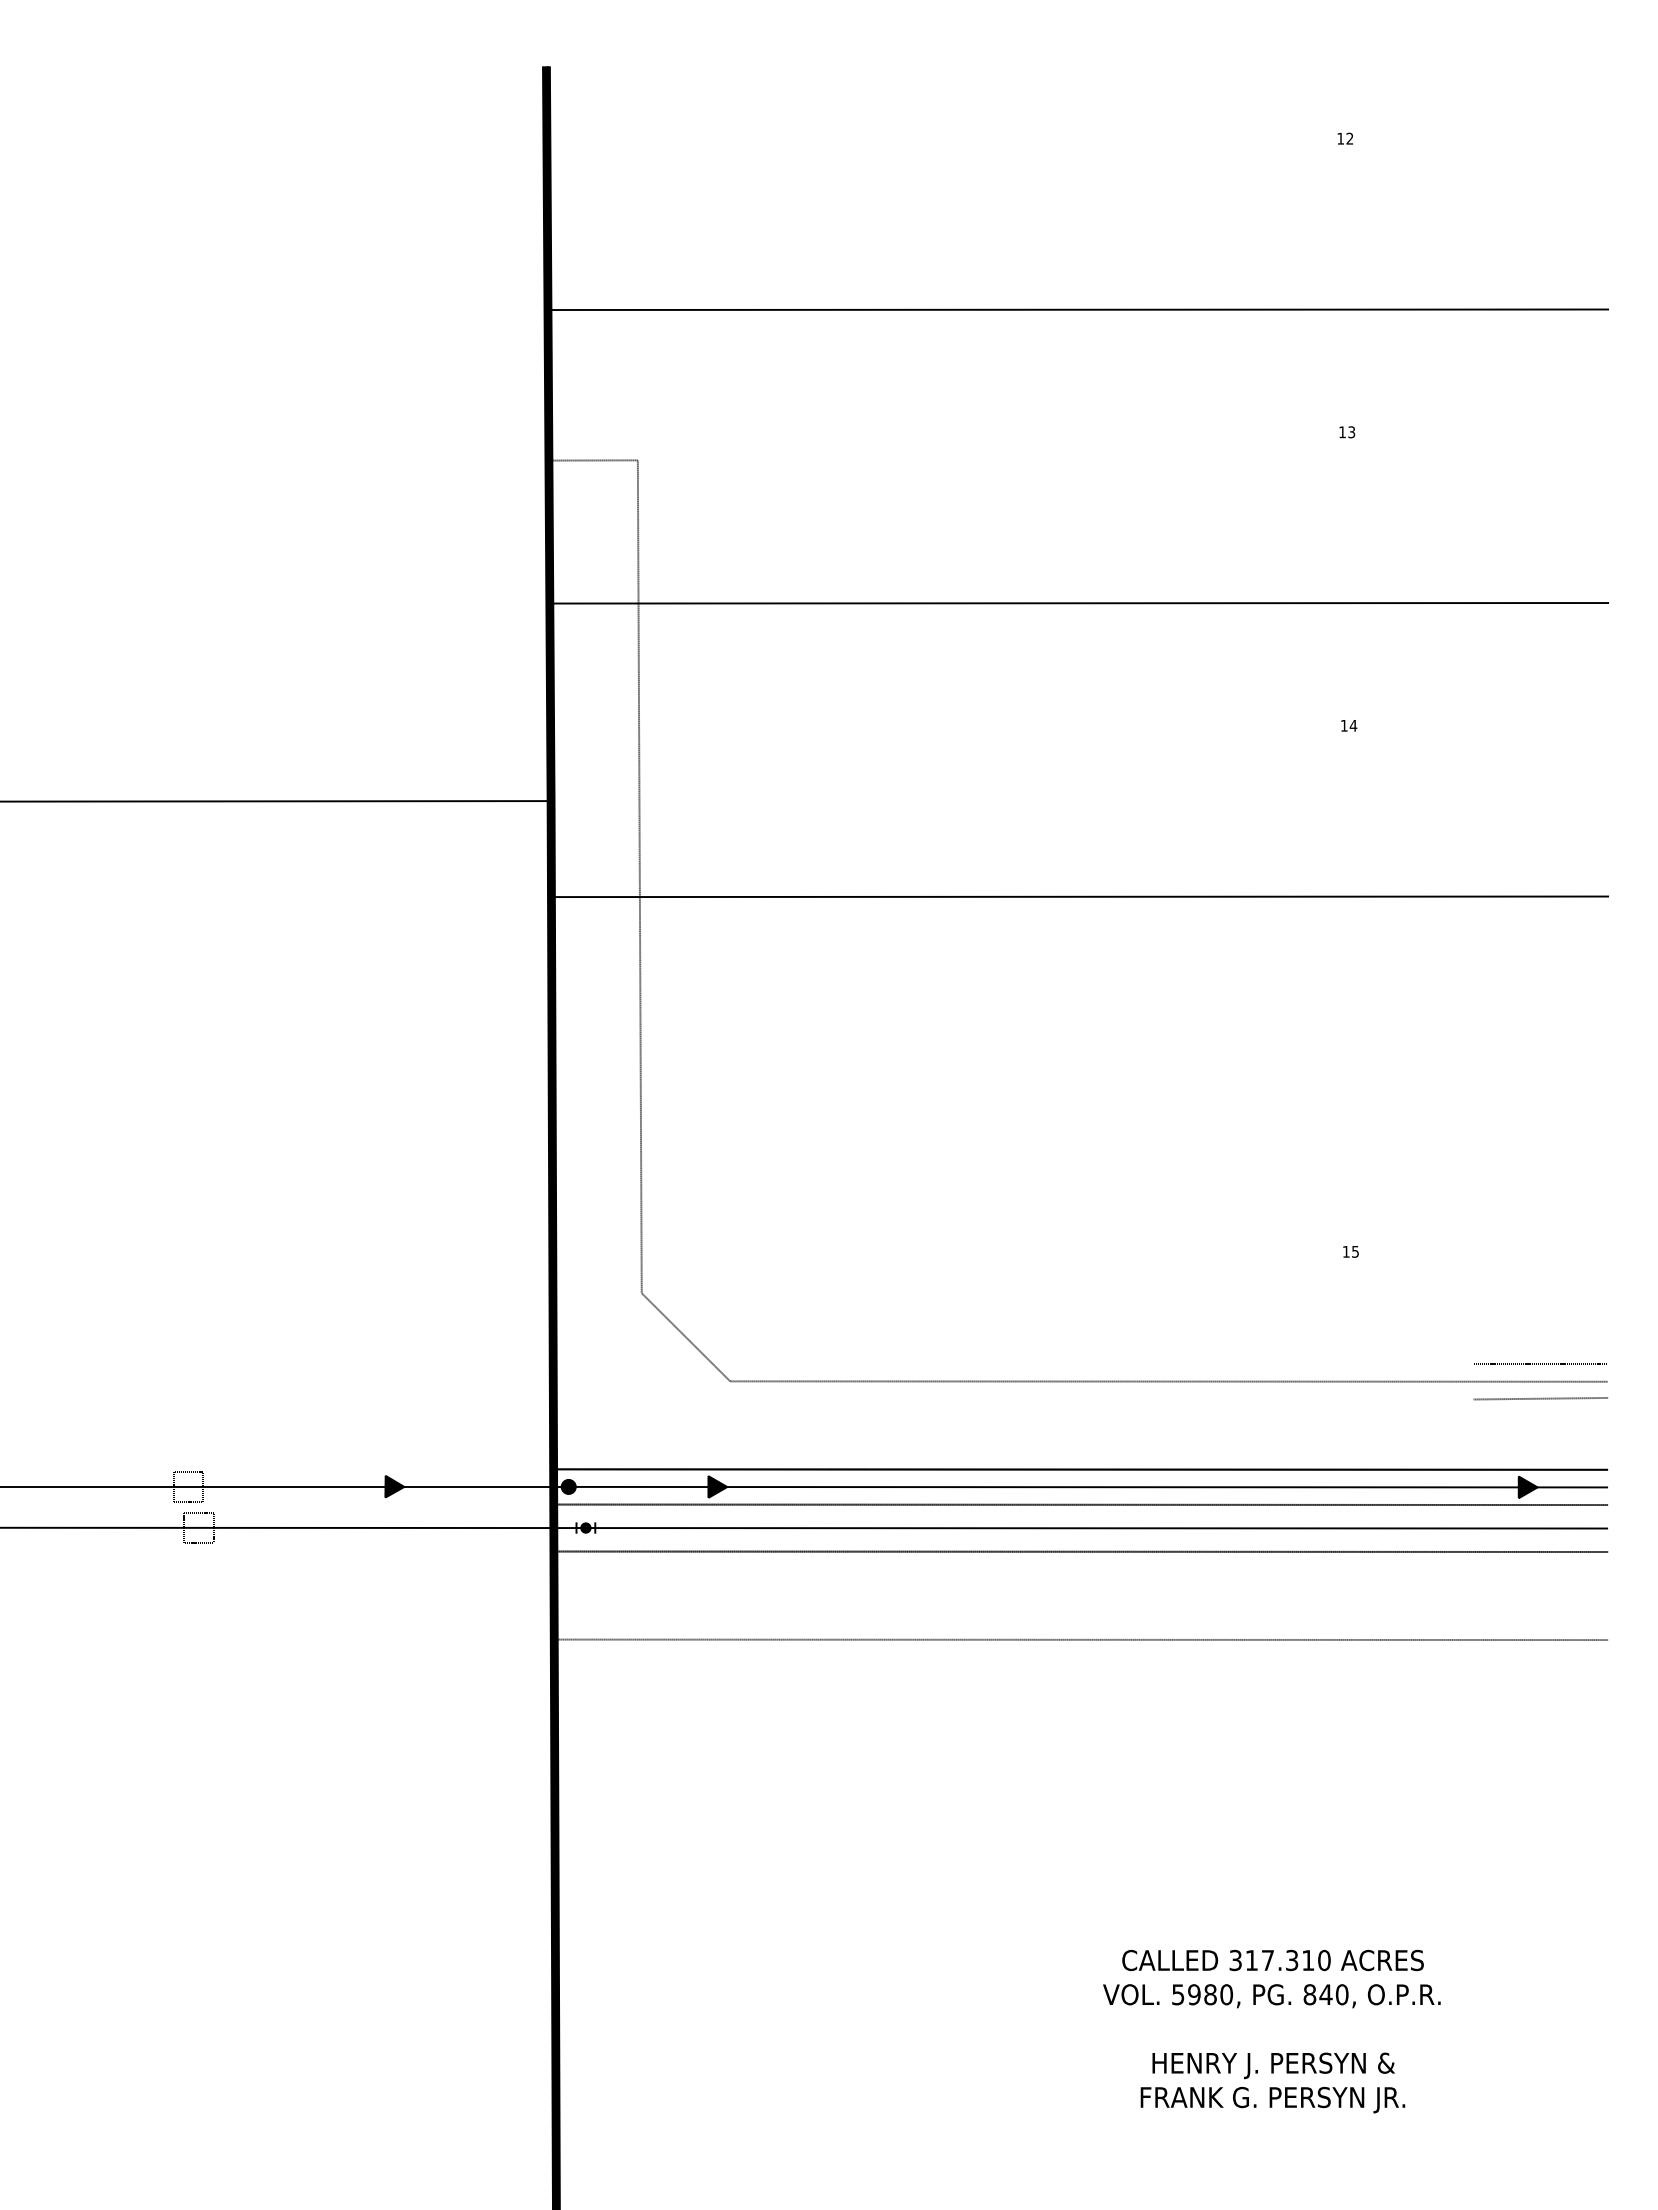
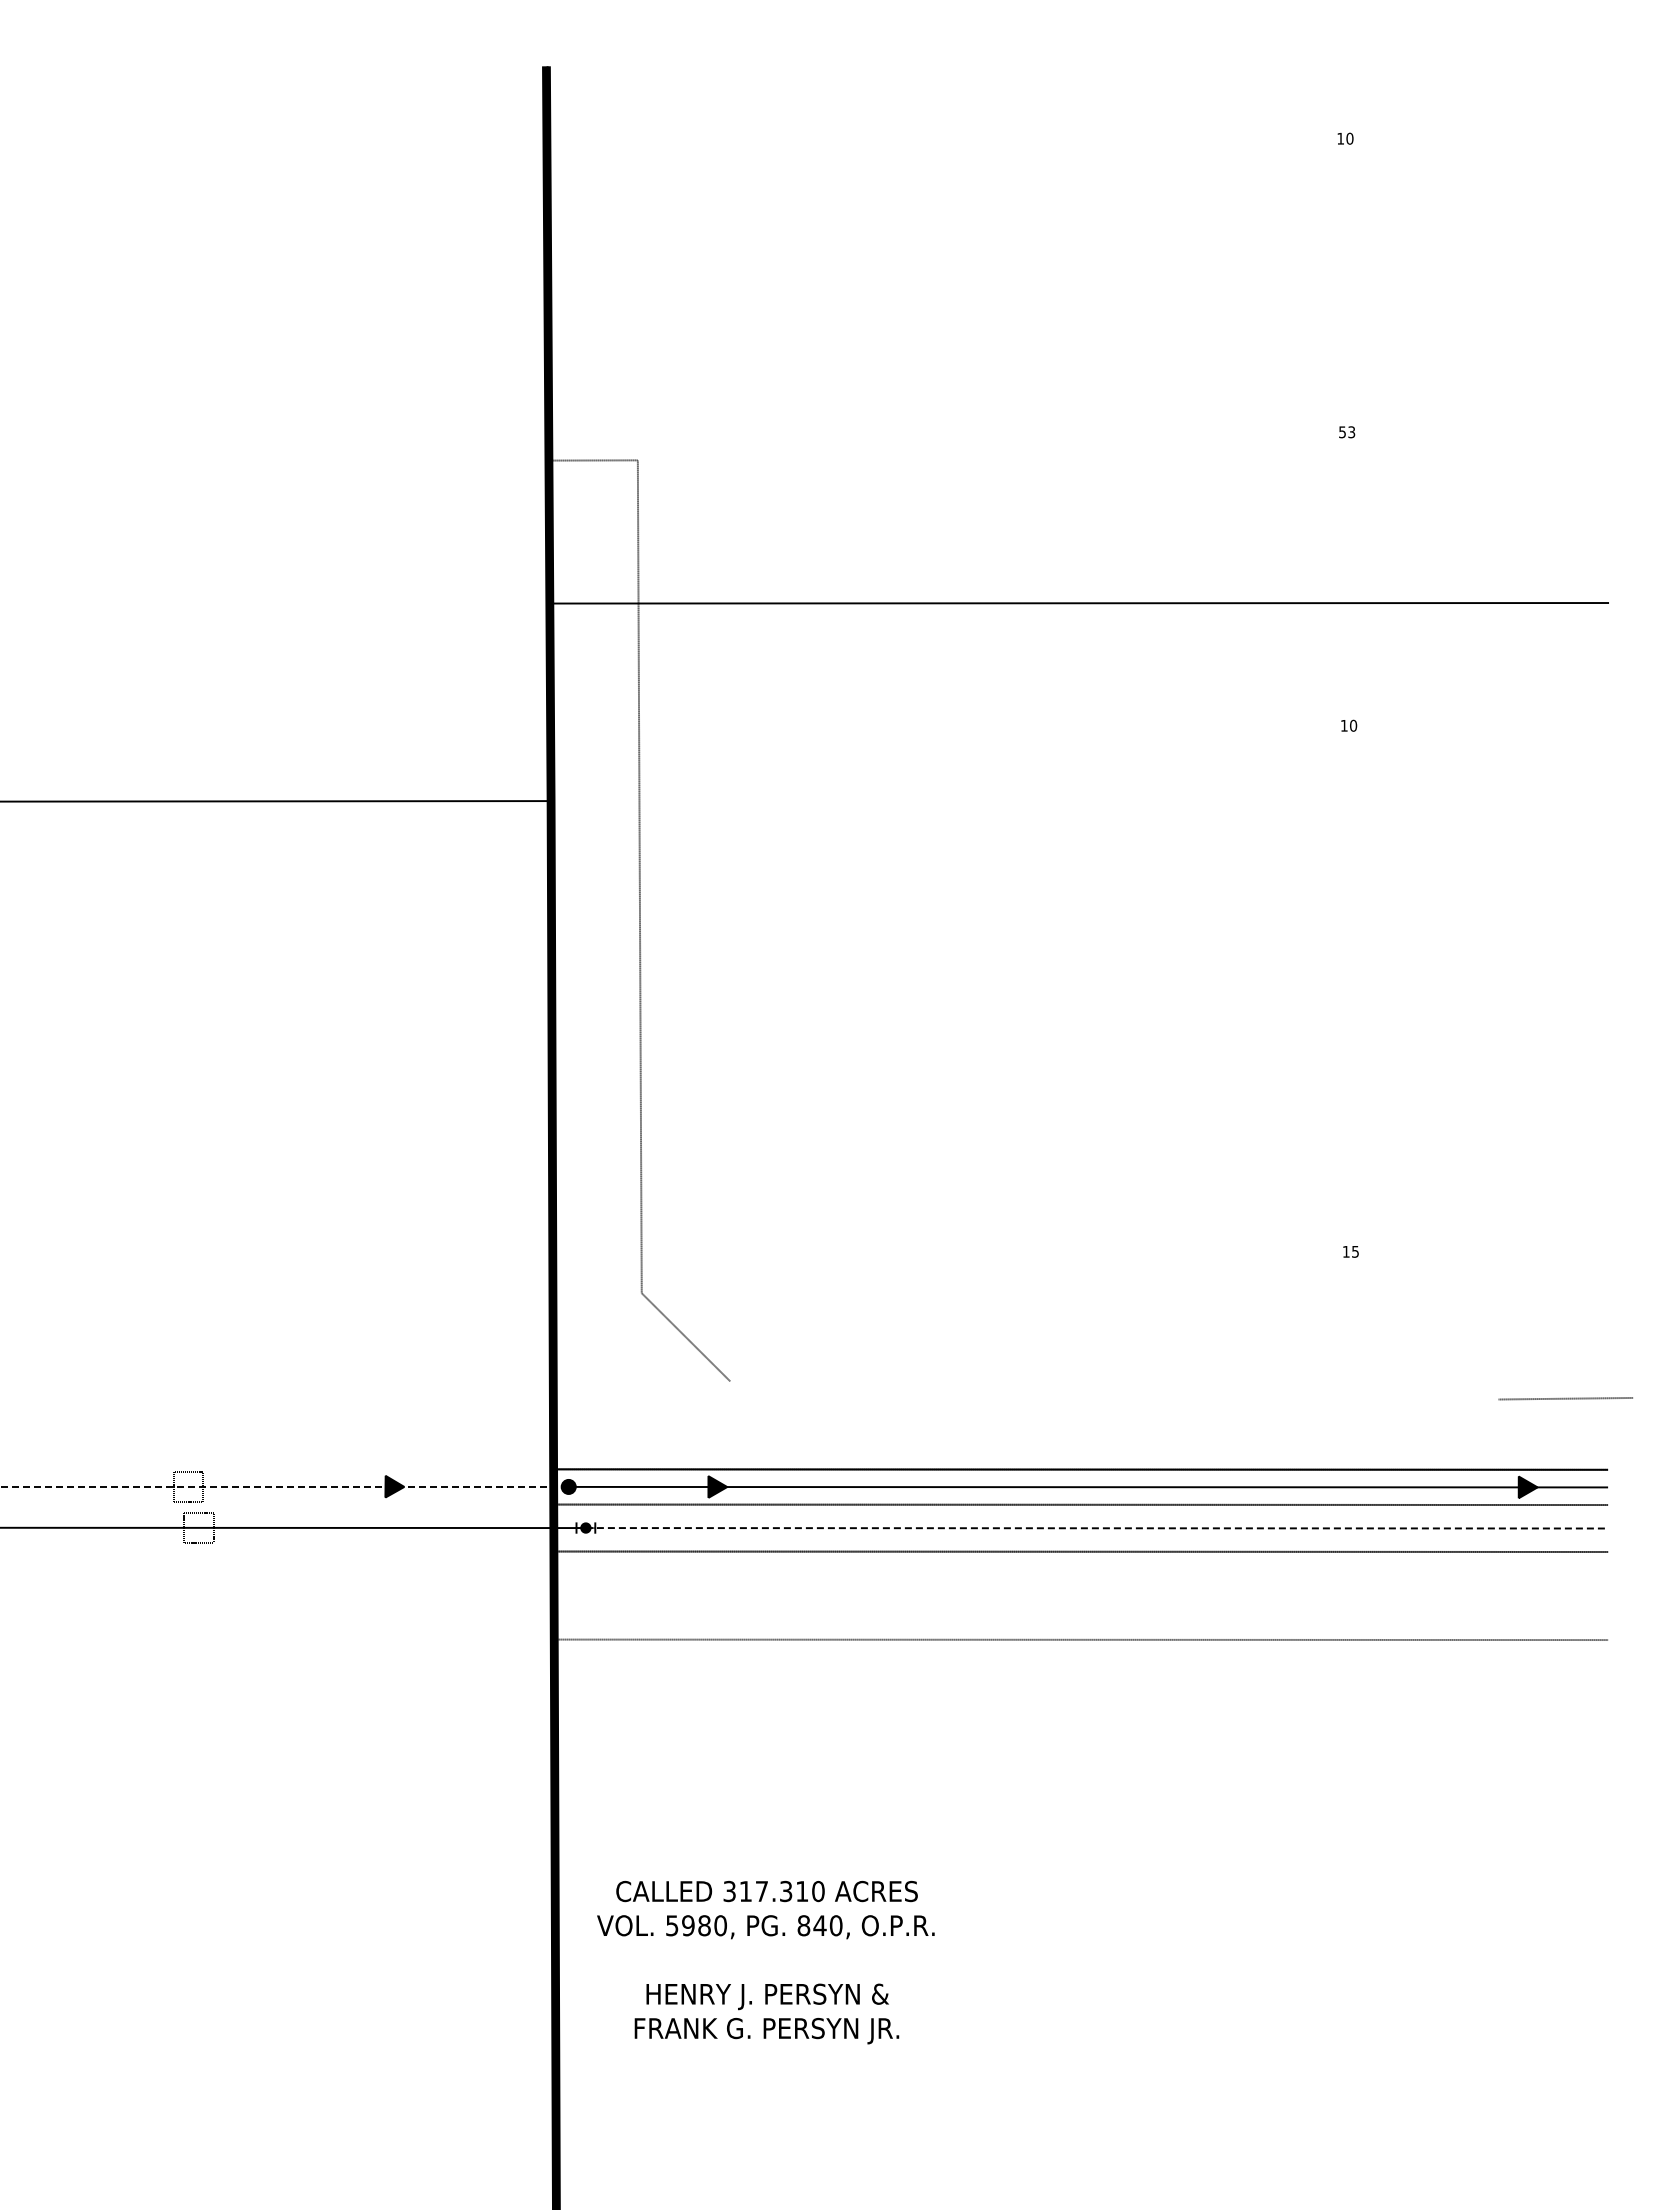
text: 12 -> 10 (1349, 138)
line: present -> none (1078, 309)
text: 13 -> 53 (1342, 432)
text: 14 -> 10 (1353, 725)
line: present -> none (1079, 896)
line: present -> none (1540, 1363)
line: present -> none (1169, 1381)
line position: (1540, 1398) -> (1565, 1398) (1565, 1398)
line: solid -> dashed (284, 1486)
line: solid -> dashed (1097, 1528)
text position: (1271, 2031) -> (765, 1962) (765, 1962)
